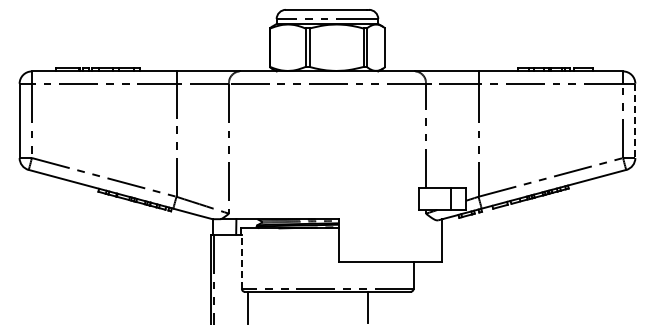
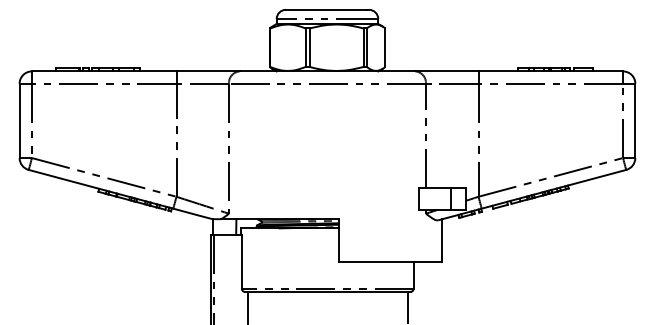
line: dashed -> solid (635, 121)
line: dashed -> solid (241, 261)
line position: (367, 306) -> (407, 306) (407, 306)
